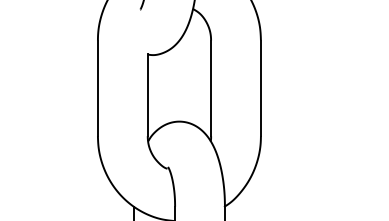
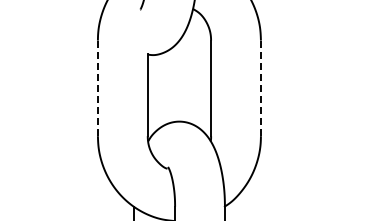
line: solid -> dashed (97, 88)
line: solid -> dashed (260, 88)
